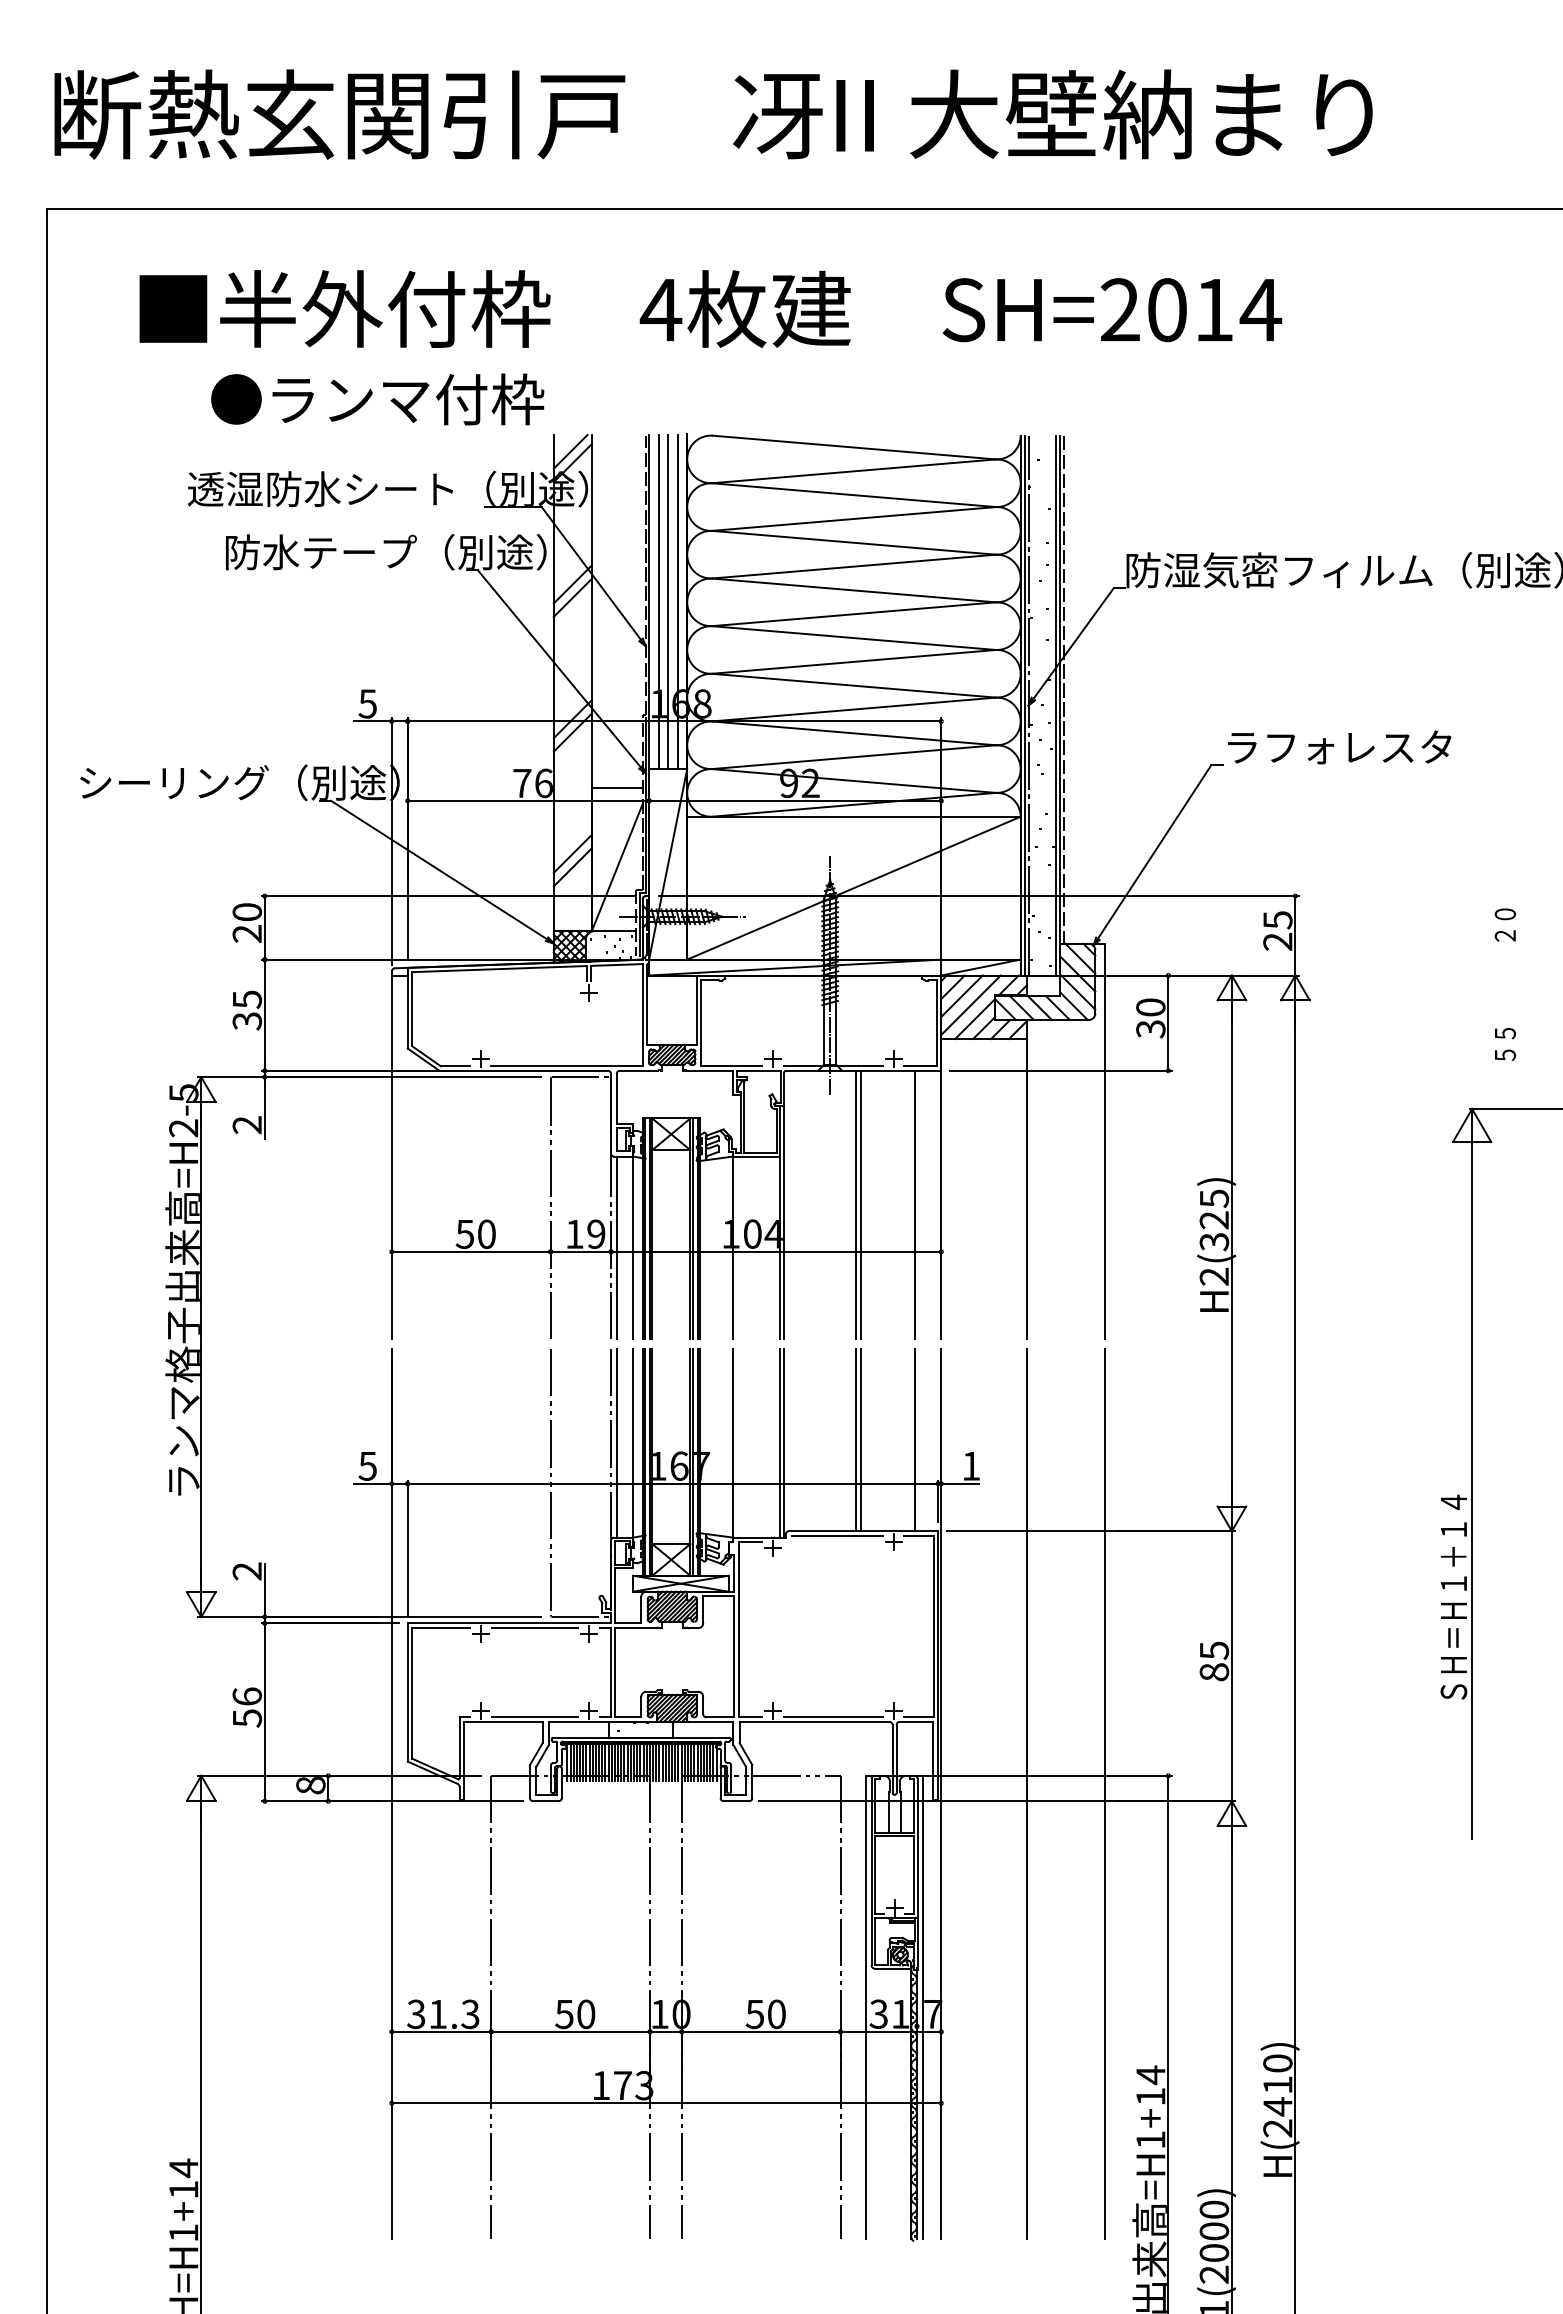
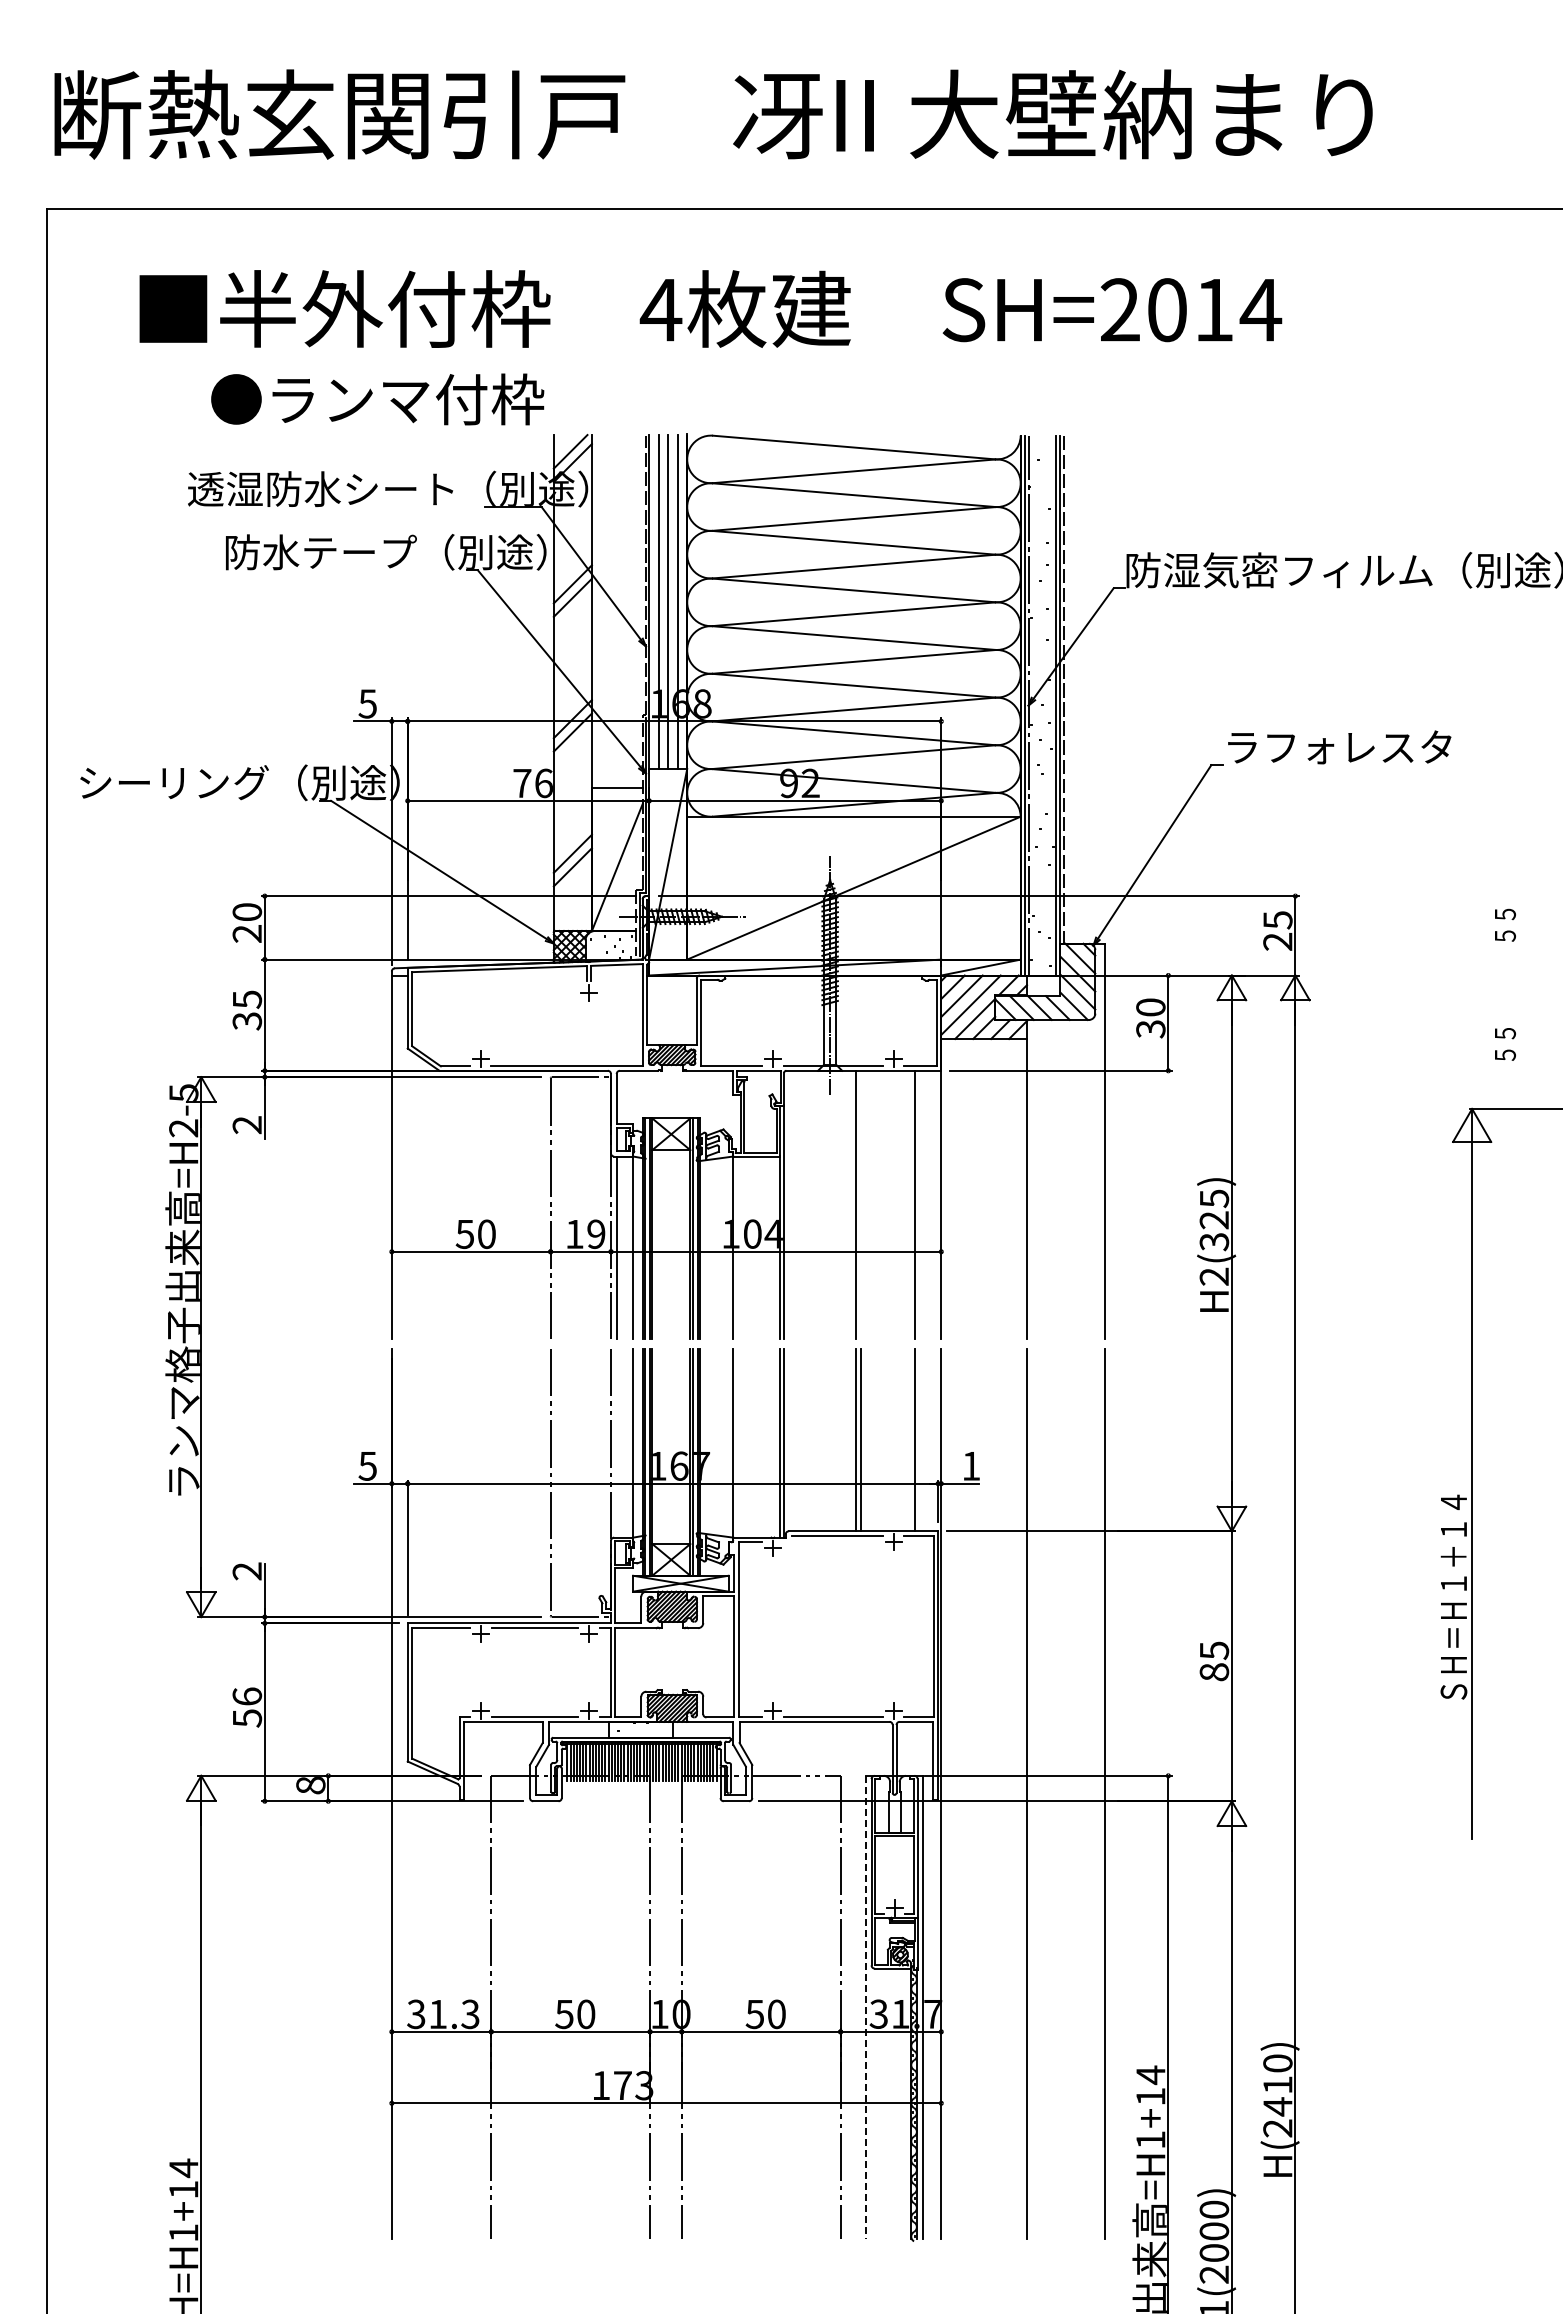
text: ２０ -> ５５ (1505, 924)
line: present -> none (861, 1204)
line: present -> none (617, 1442)
line: solid -> dashed (866, 2007)
